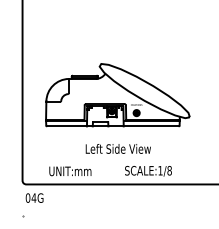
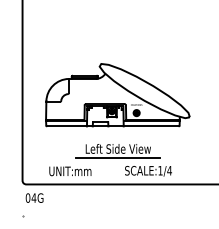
line: none -> present (117, 157)
text: SCALE:1/8 -> SCALE:1/4 (169, 170)
